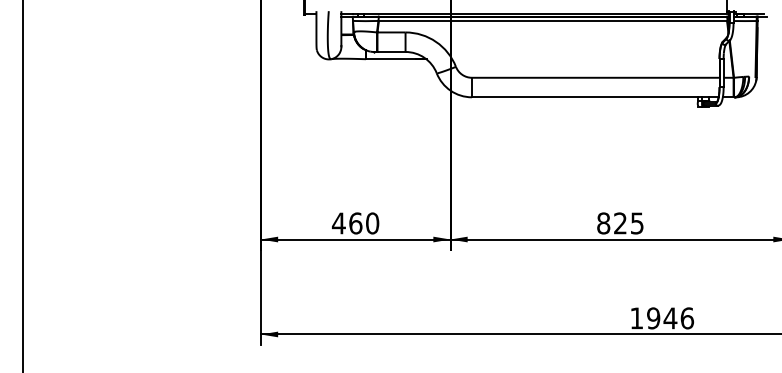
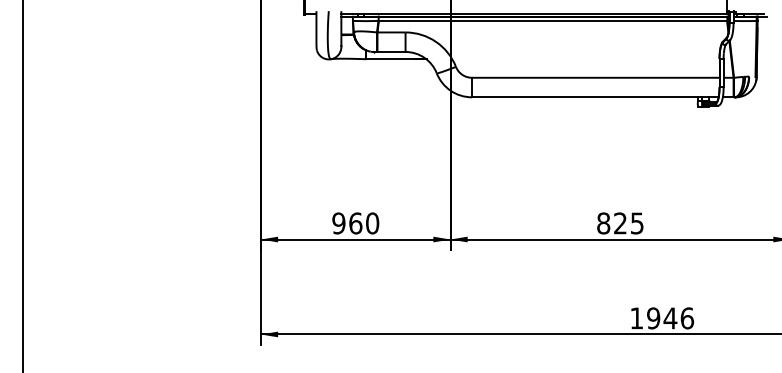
text: 460 -> 960 (338, 223)
